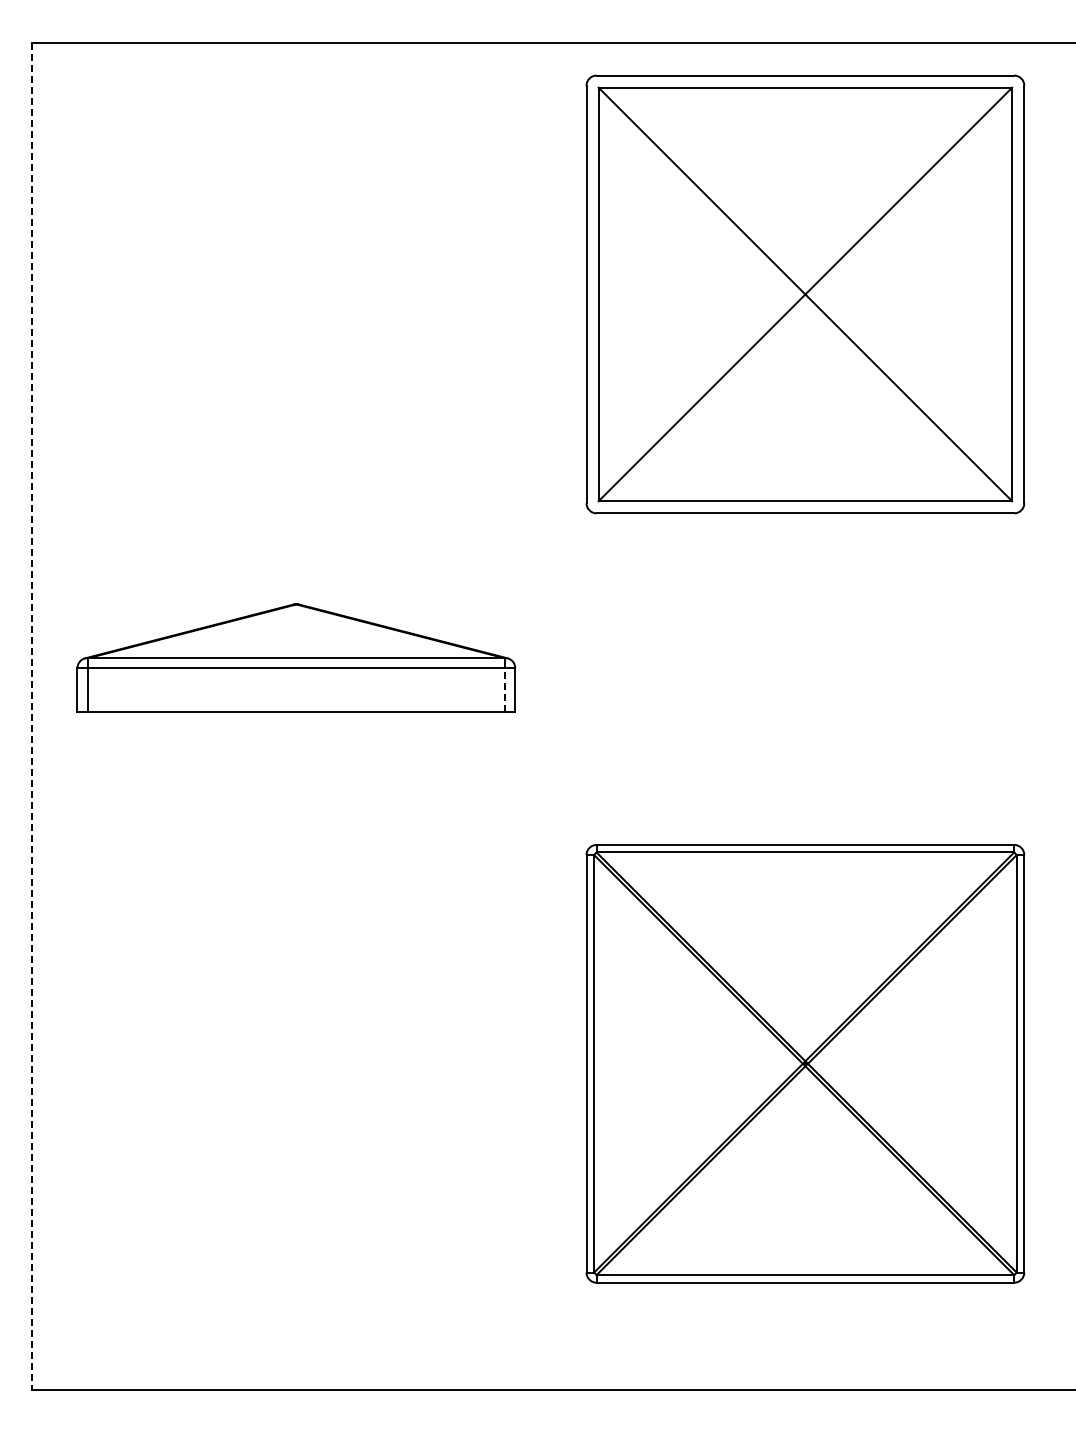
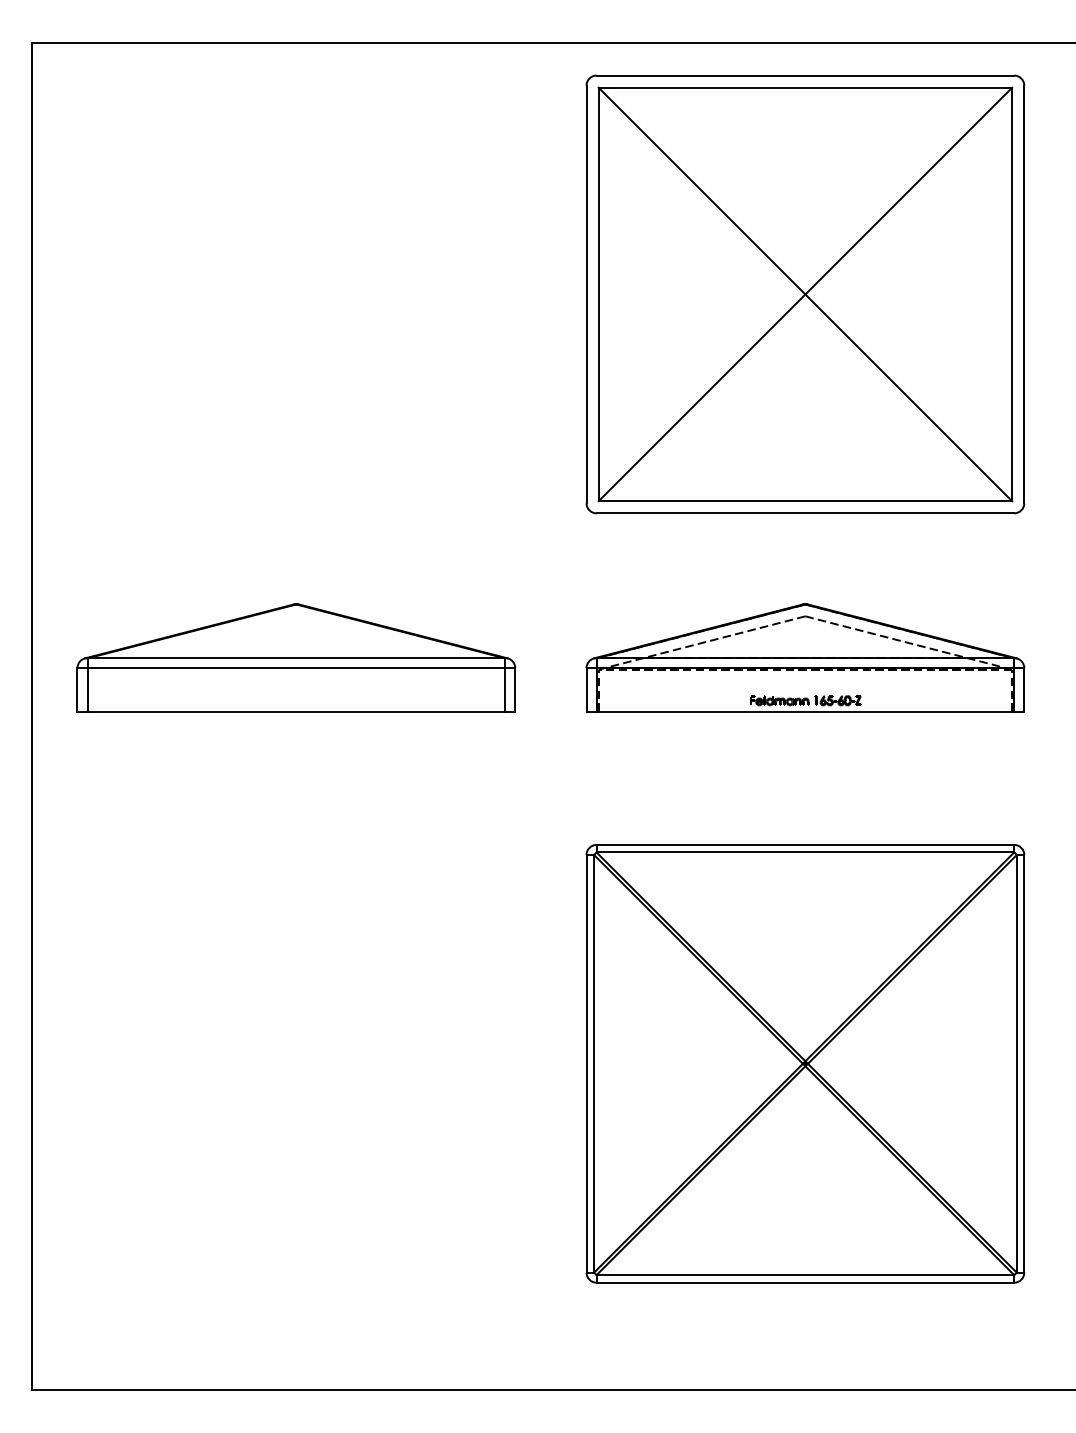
part: none -> present (805, 657)
line: dashed -> solid (505, 690)
line: dashed -> solid (32, 716)
